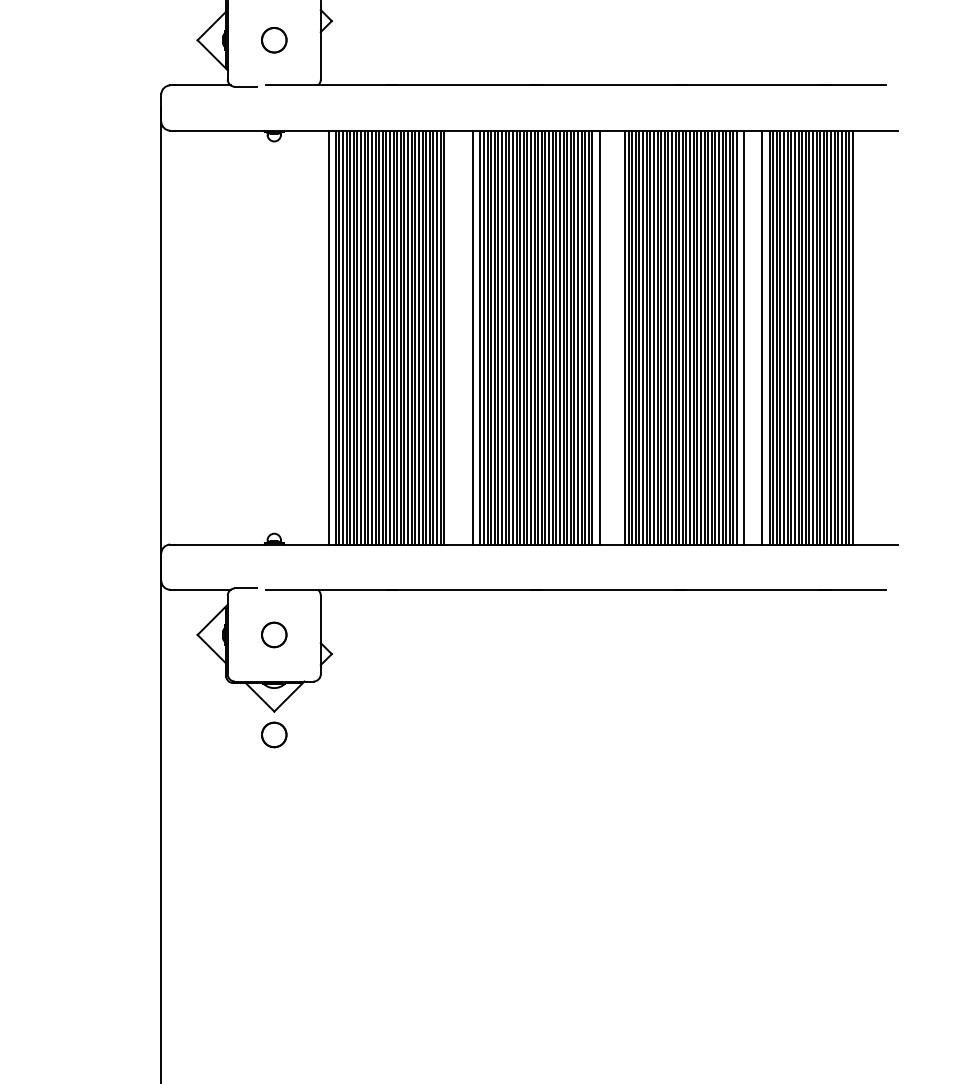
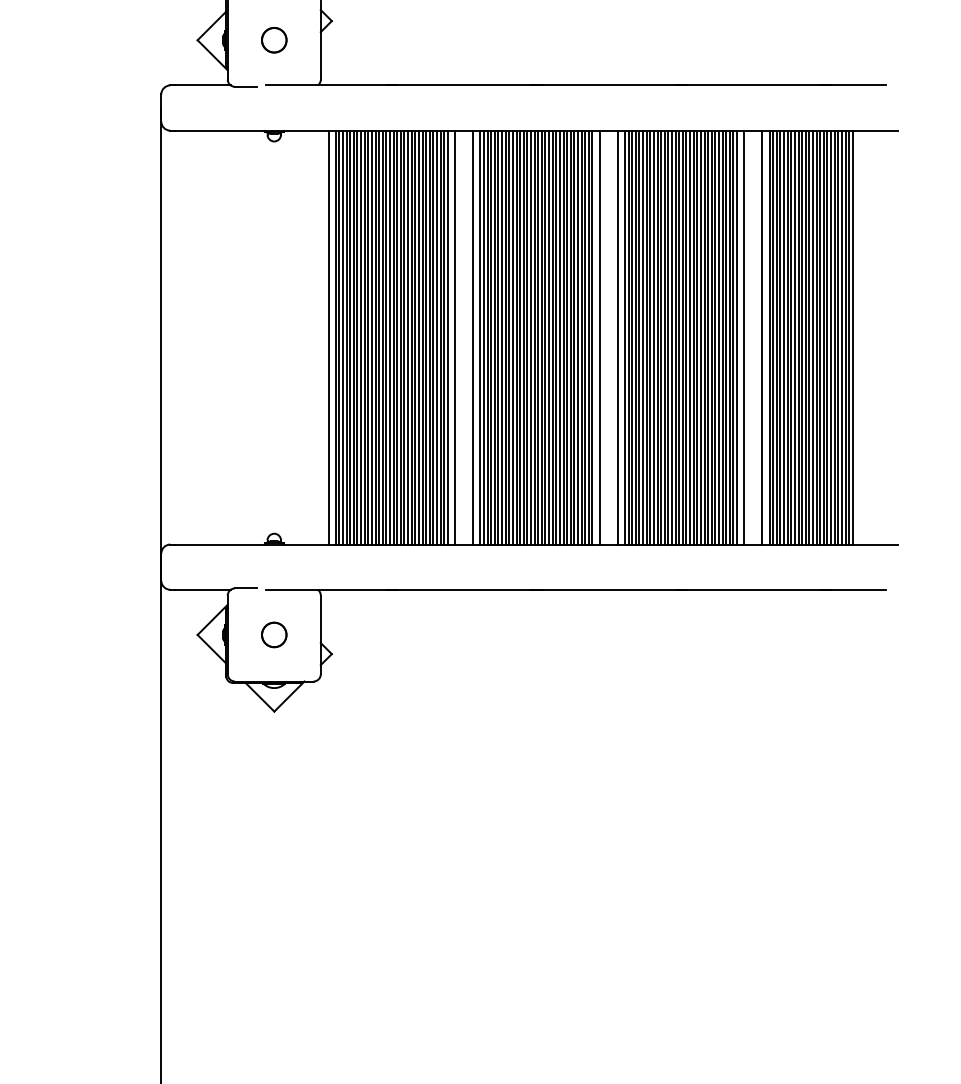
line: none -> present (447, 337)
line: none -> present (455, 337)
line: none -> present (617, 337)
part: present -> none (274, 734)
